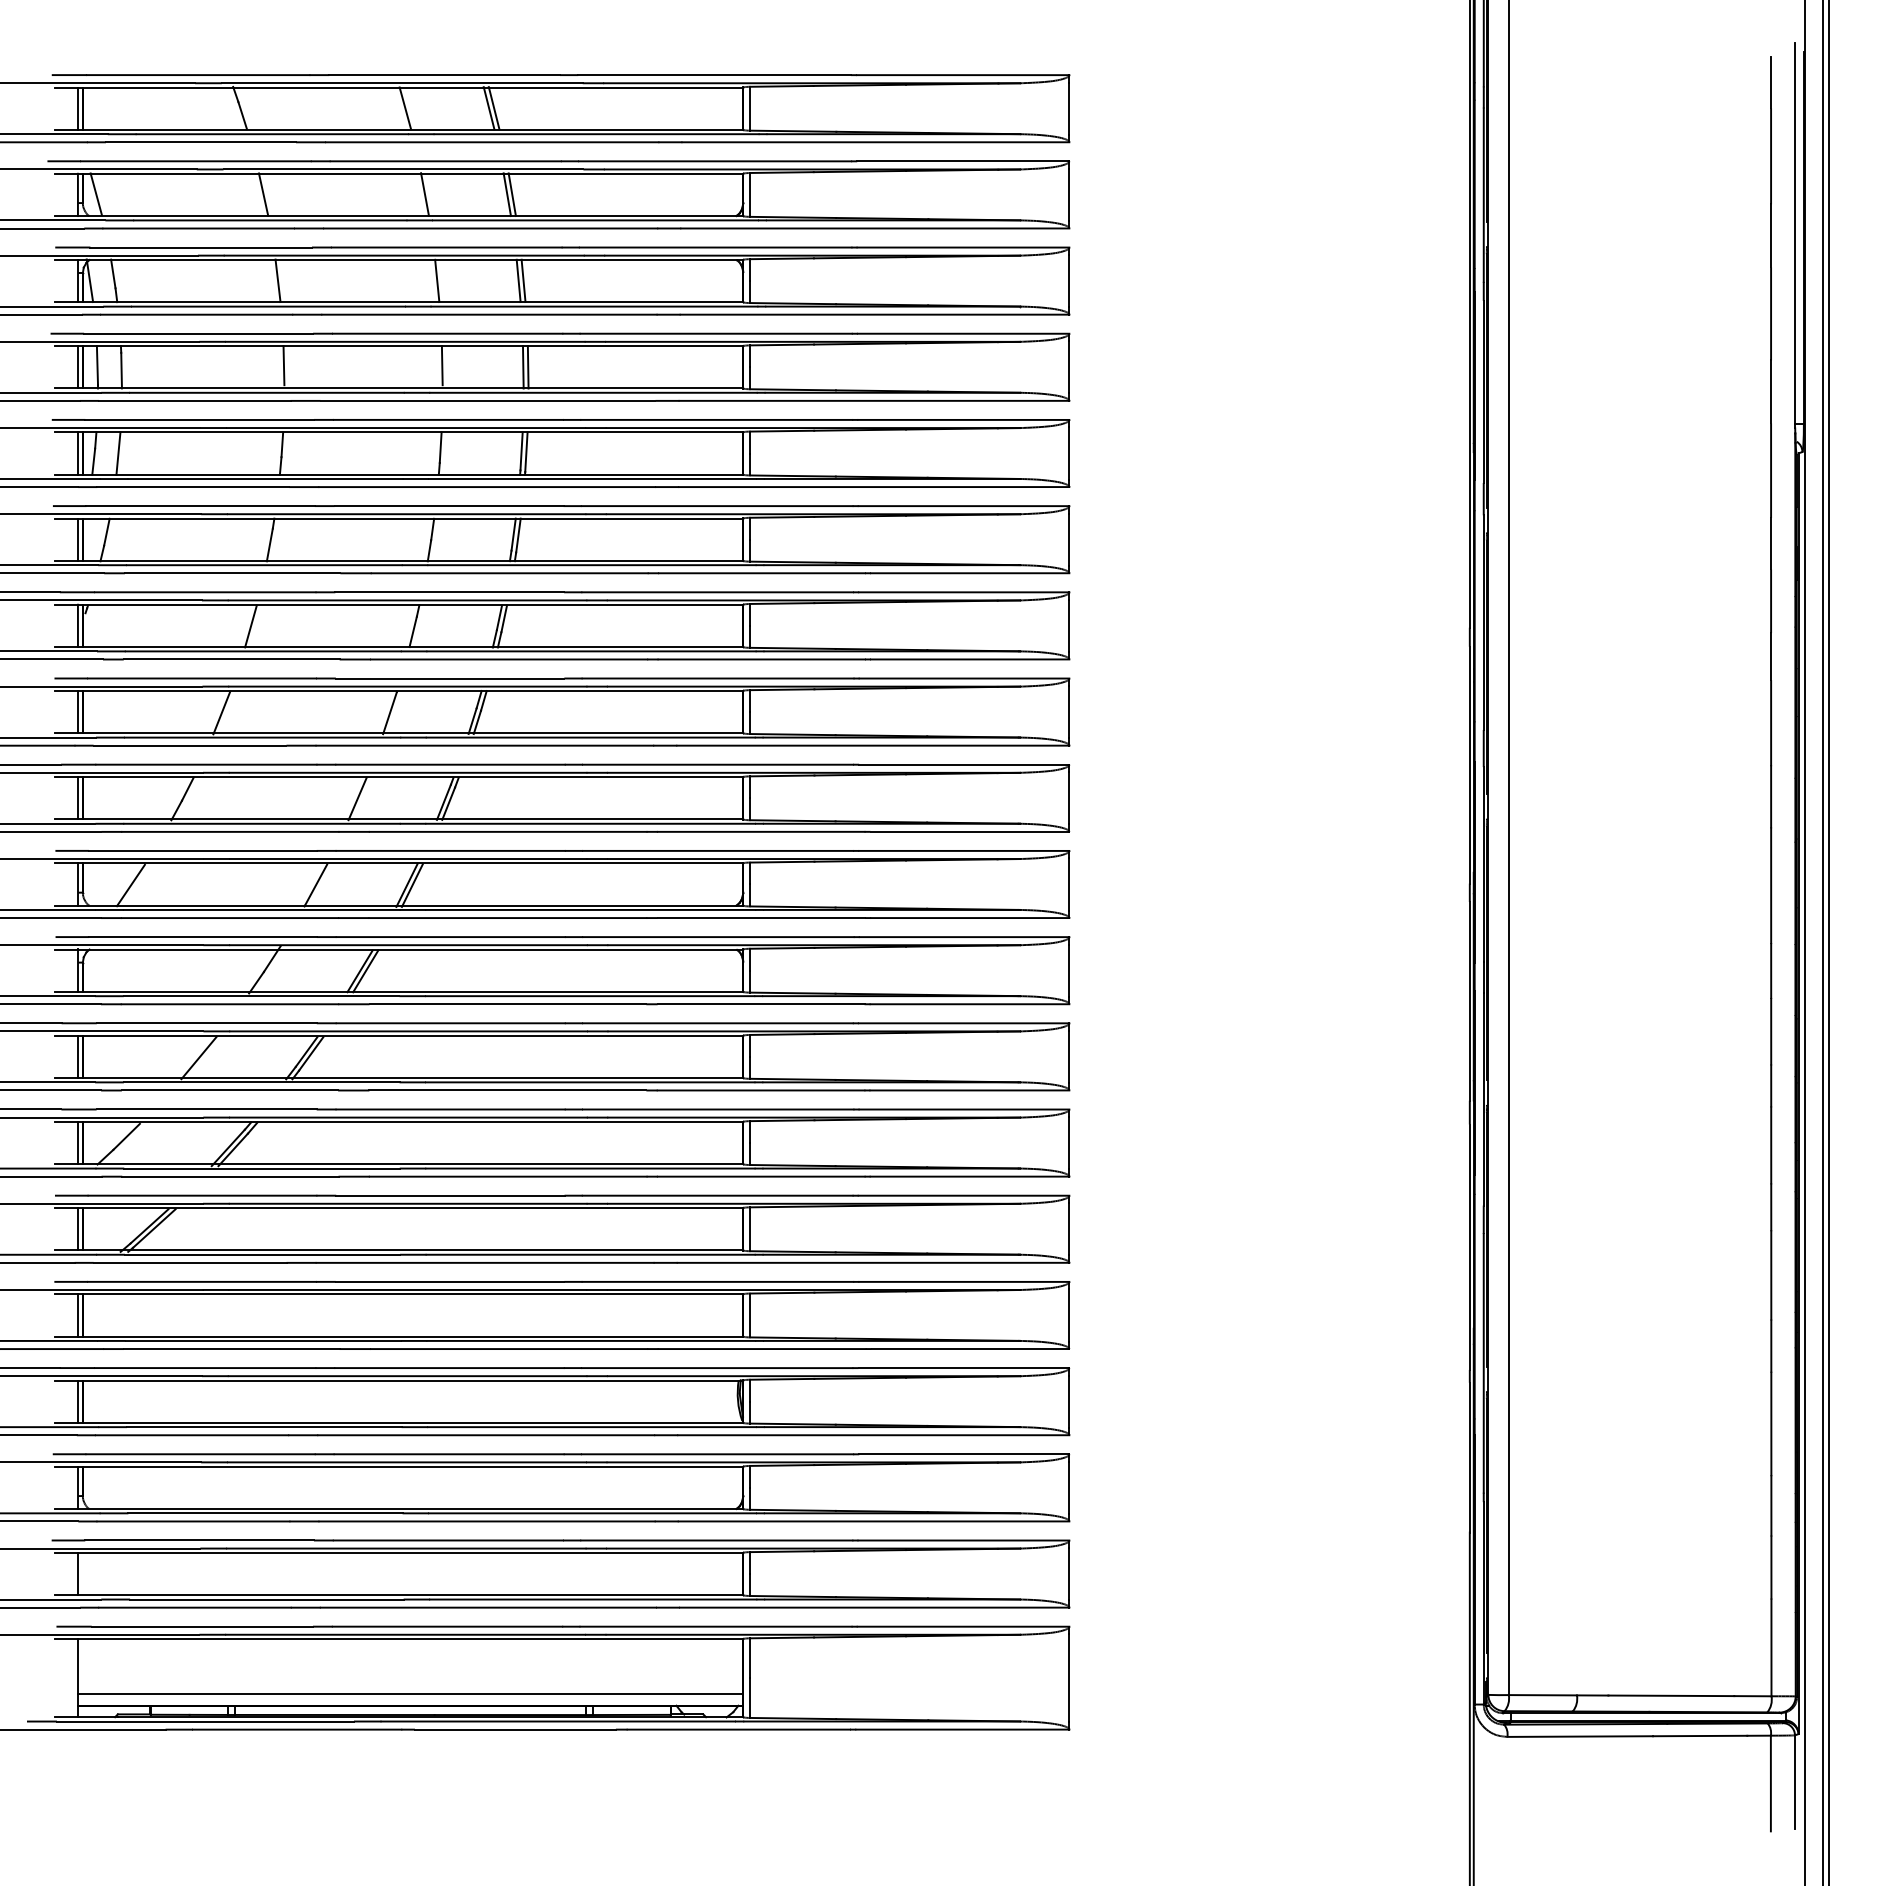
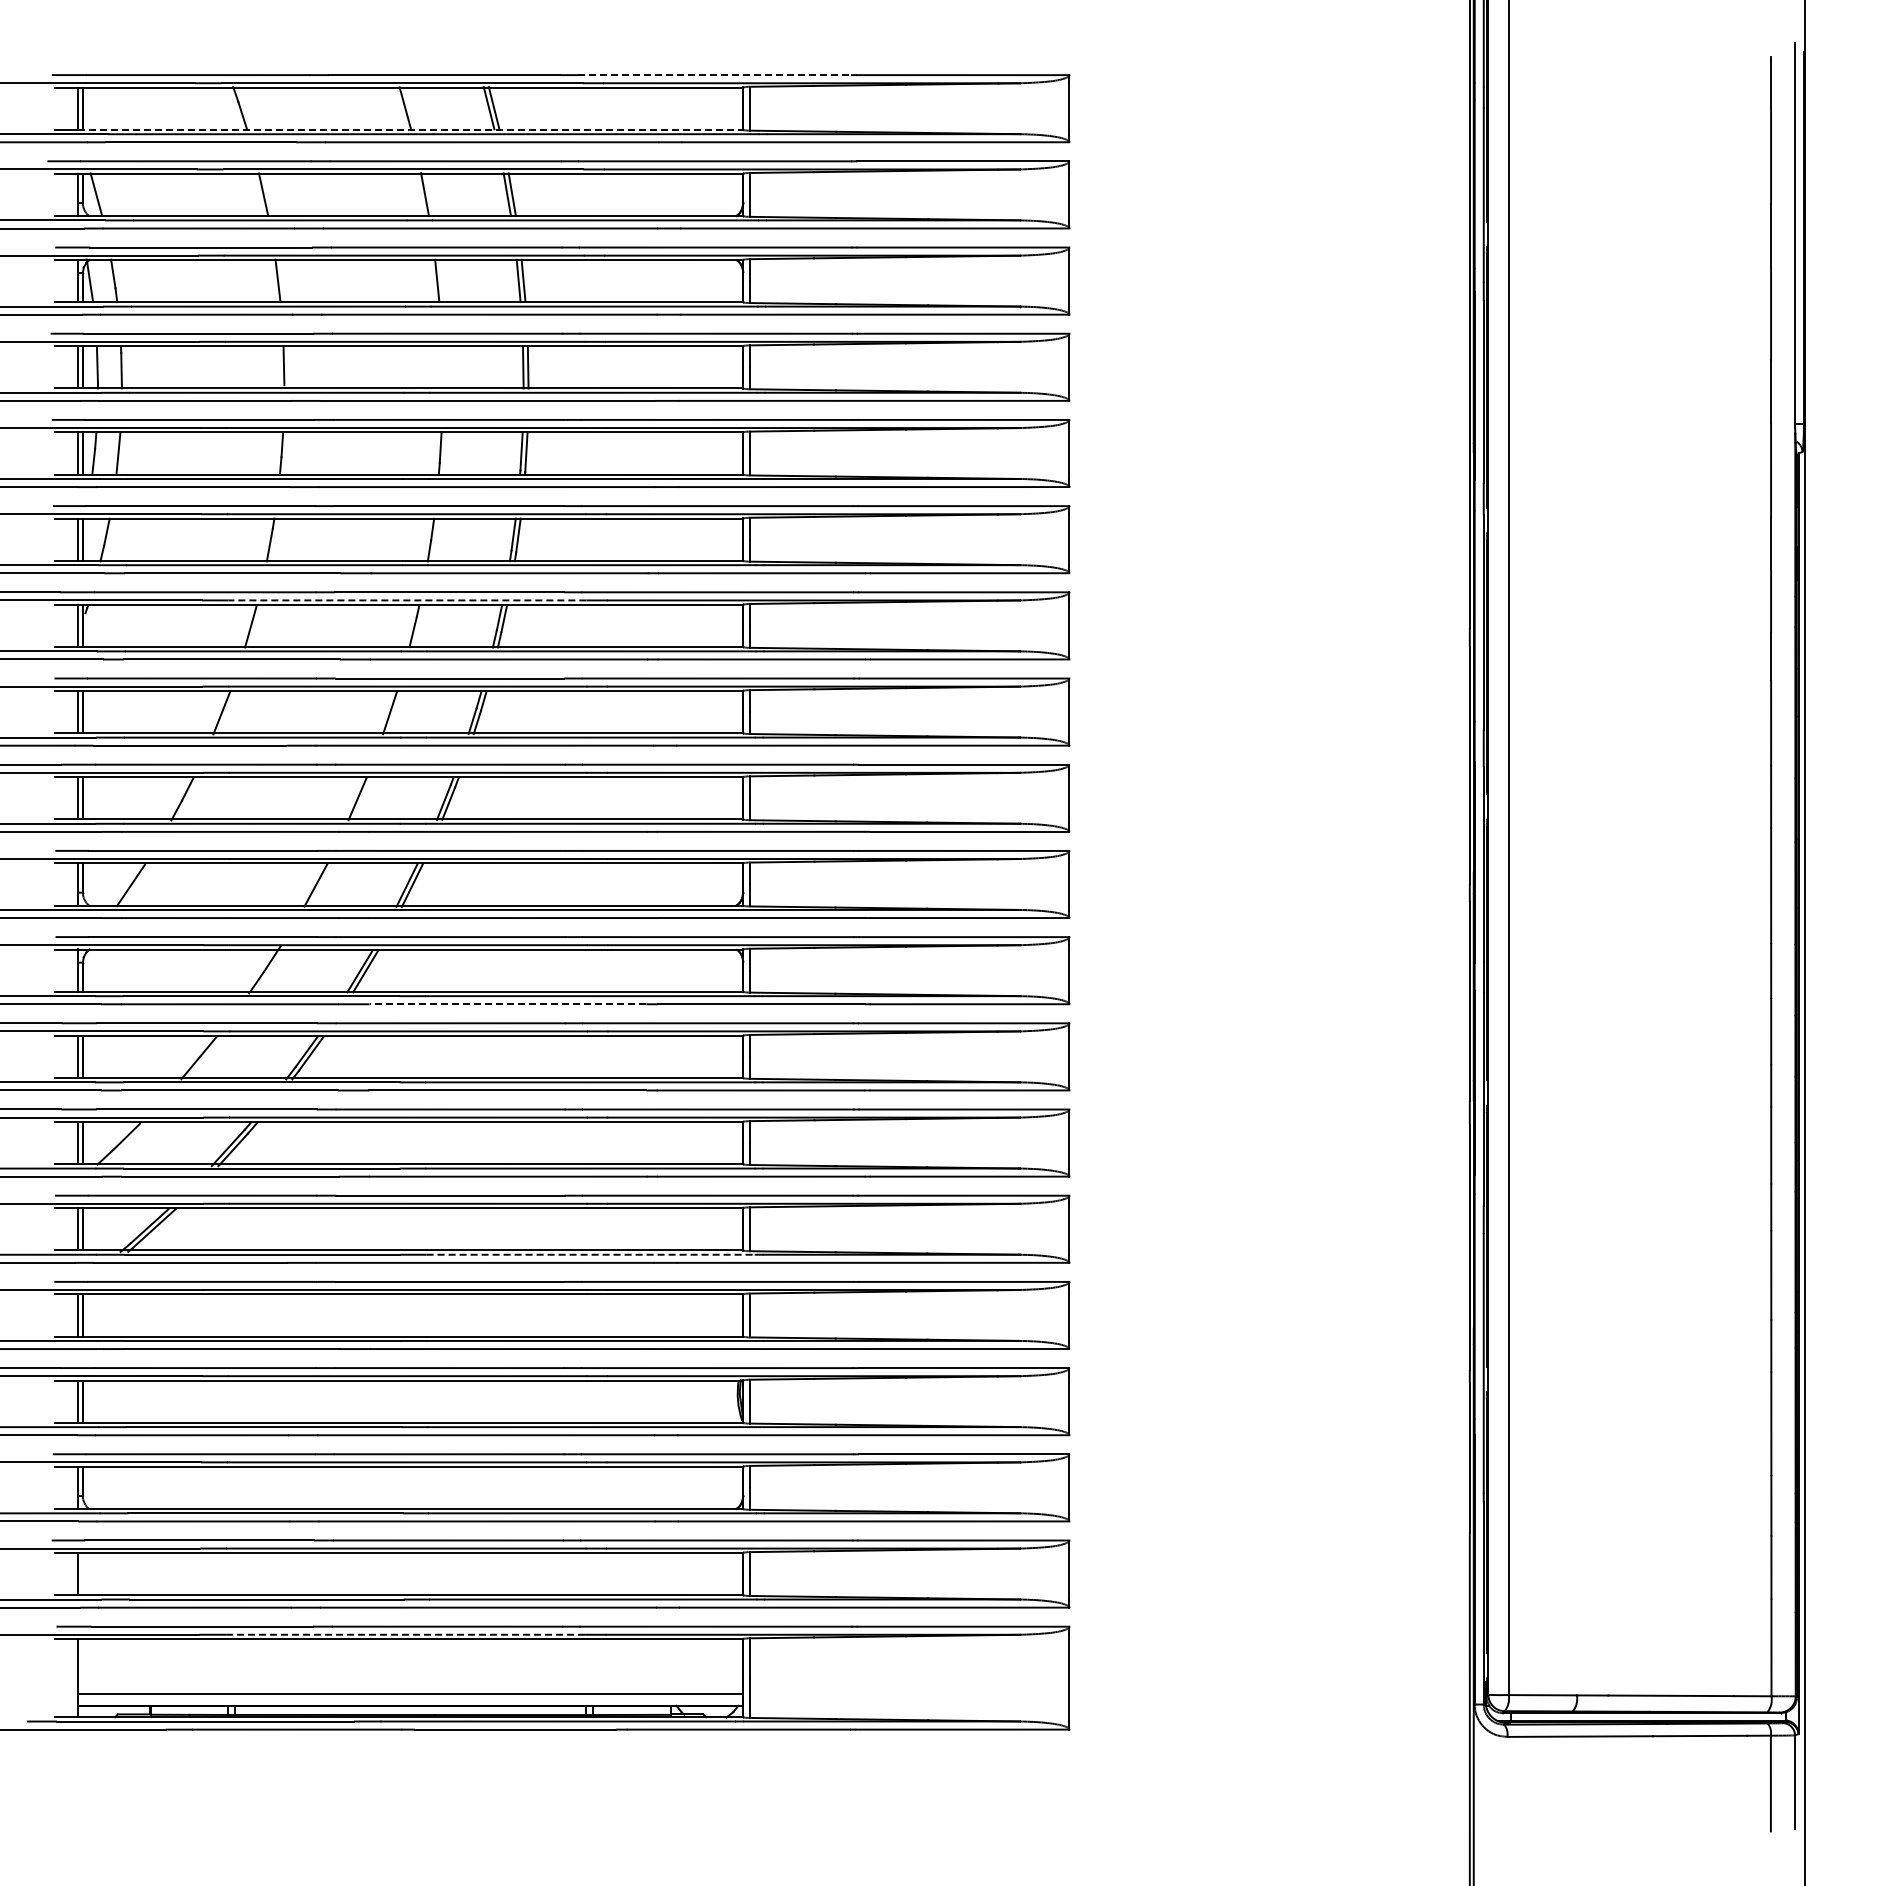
line: solid -> dashed (715, 75)
line: solid -> dashed (410, 129)
line: present -> none (441, 365)
line: solid -> dashed (407, 600)
line: present -> none (1822, 942)
line: present -> none (1828, 942)
line: solid -> dashed (507, 1004)
line: solid -> dashed (591, 1254)
line: solid -> dashed (405, 1634)
